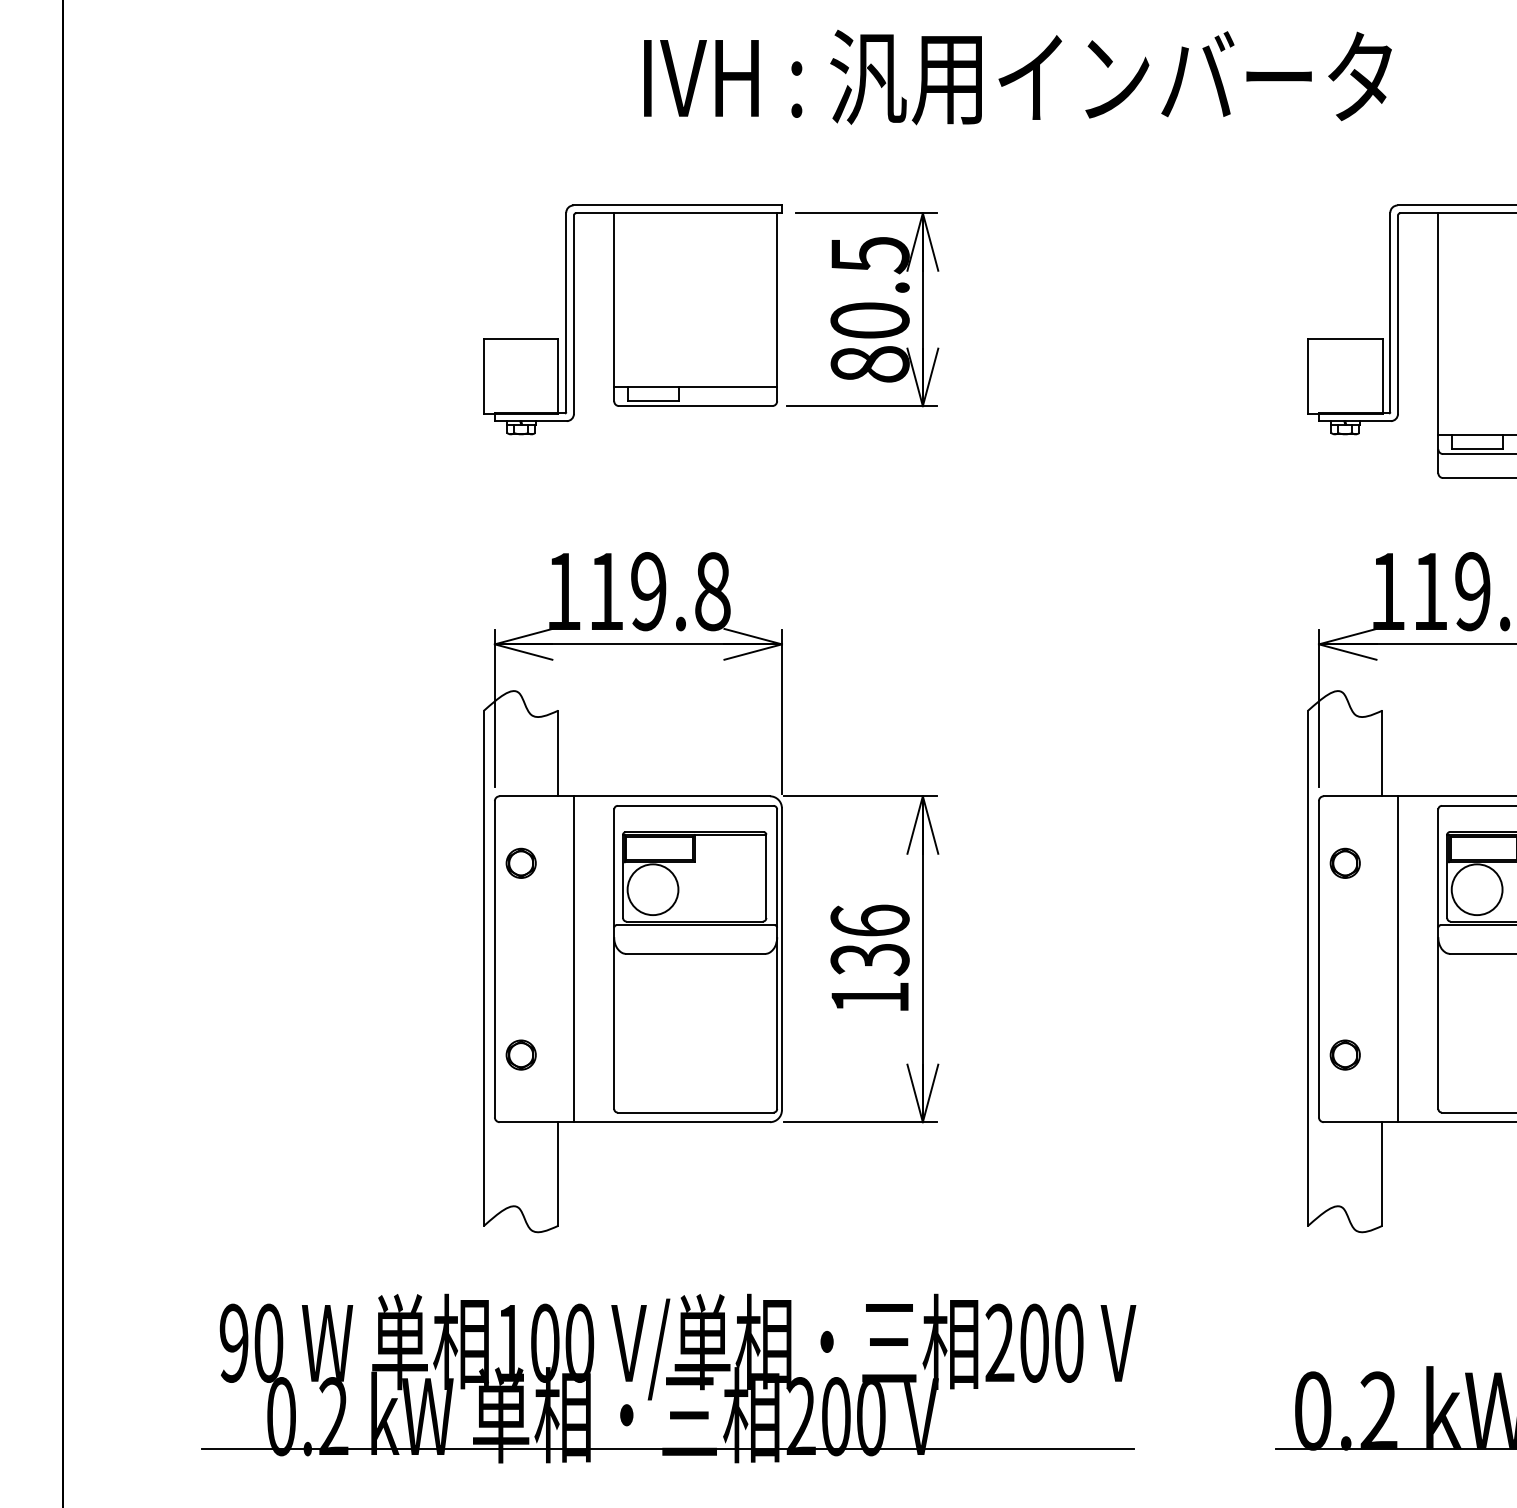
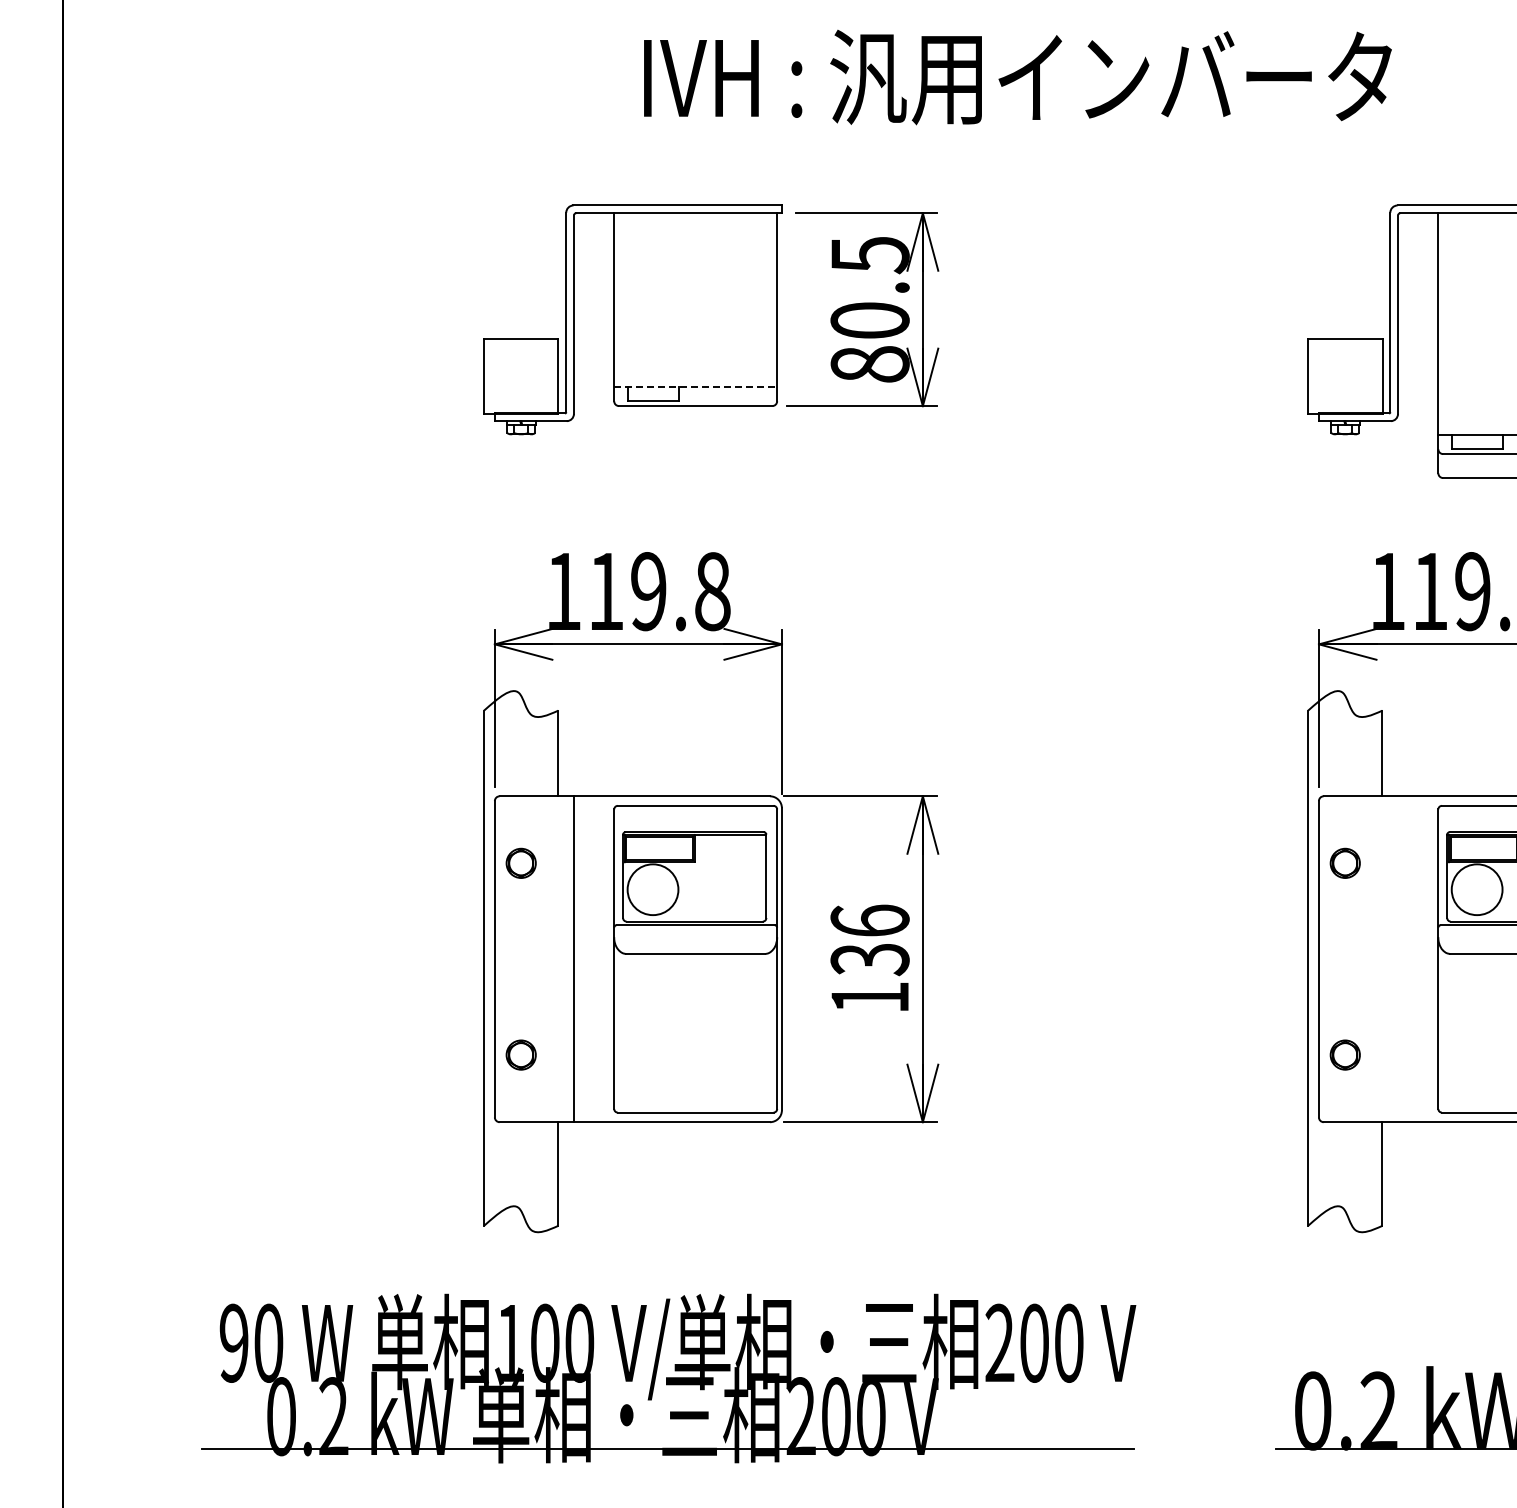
line: solid -> dashed (696, 386)
line: present -> none (1398, 959)
